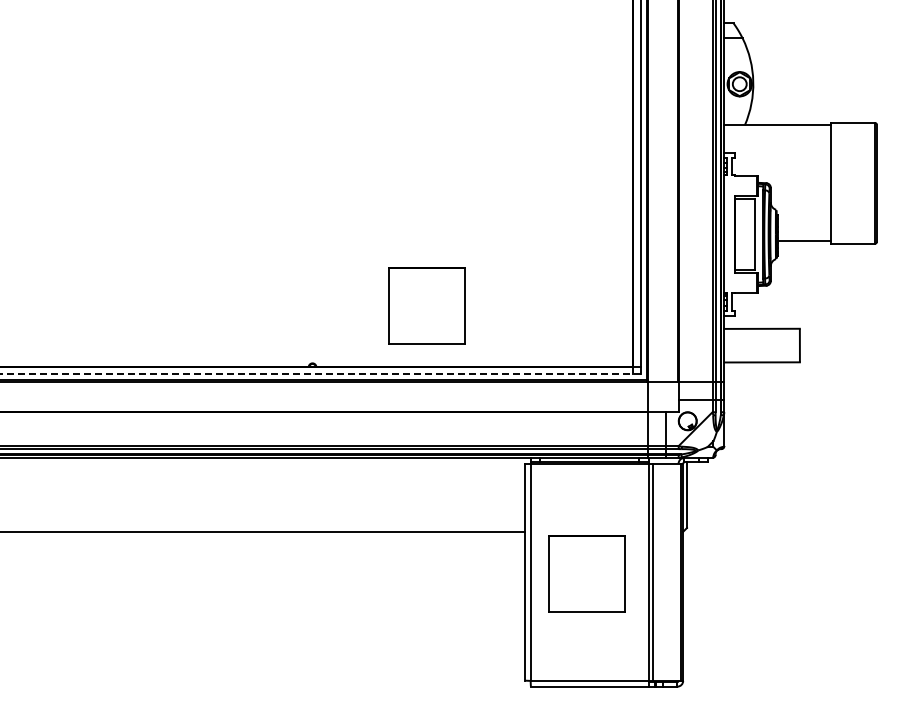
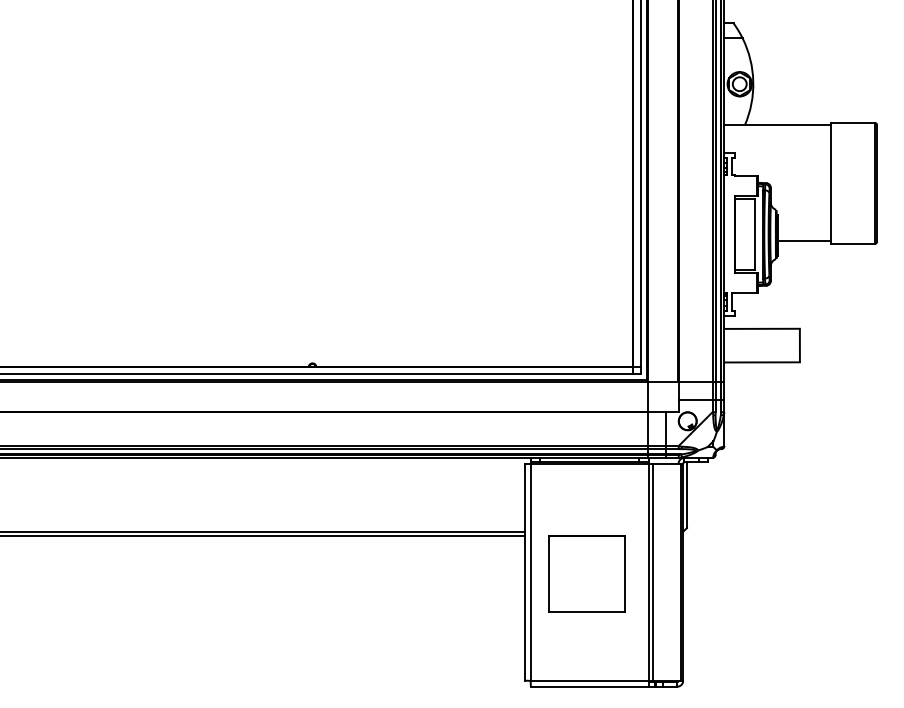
part: present -> none (426, 305)
line: dashed -> solid (320, 374)
line: none -> present (263, 536)
